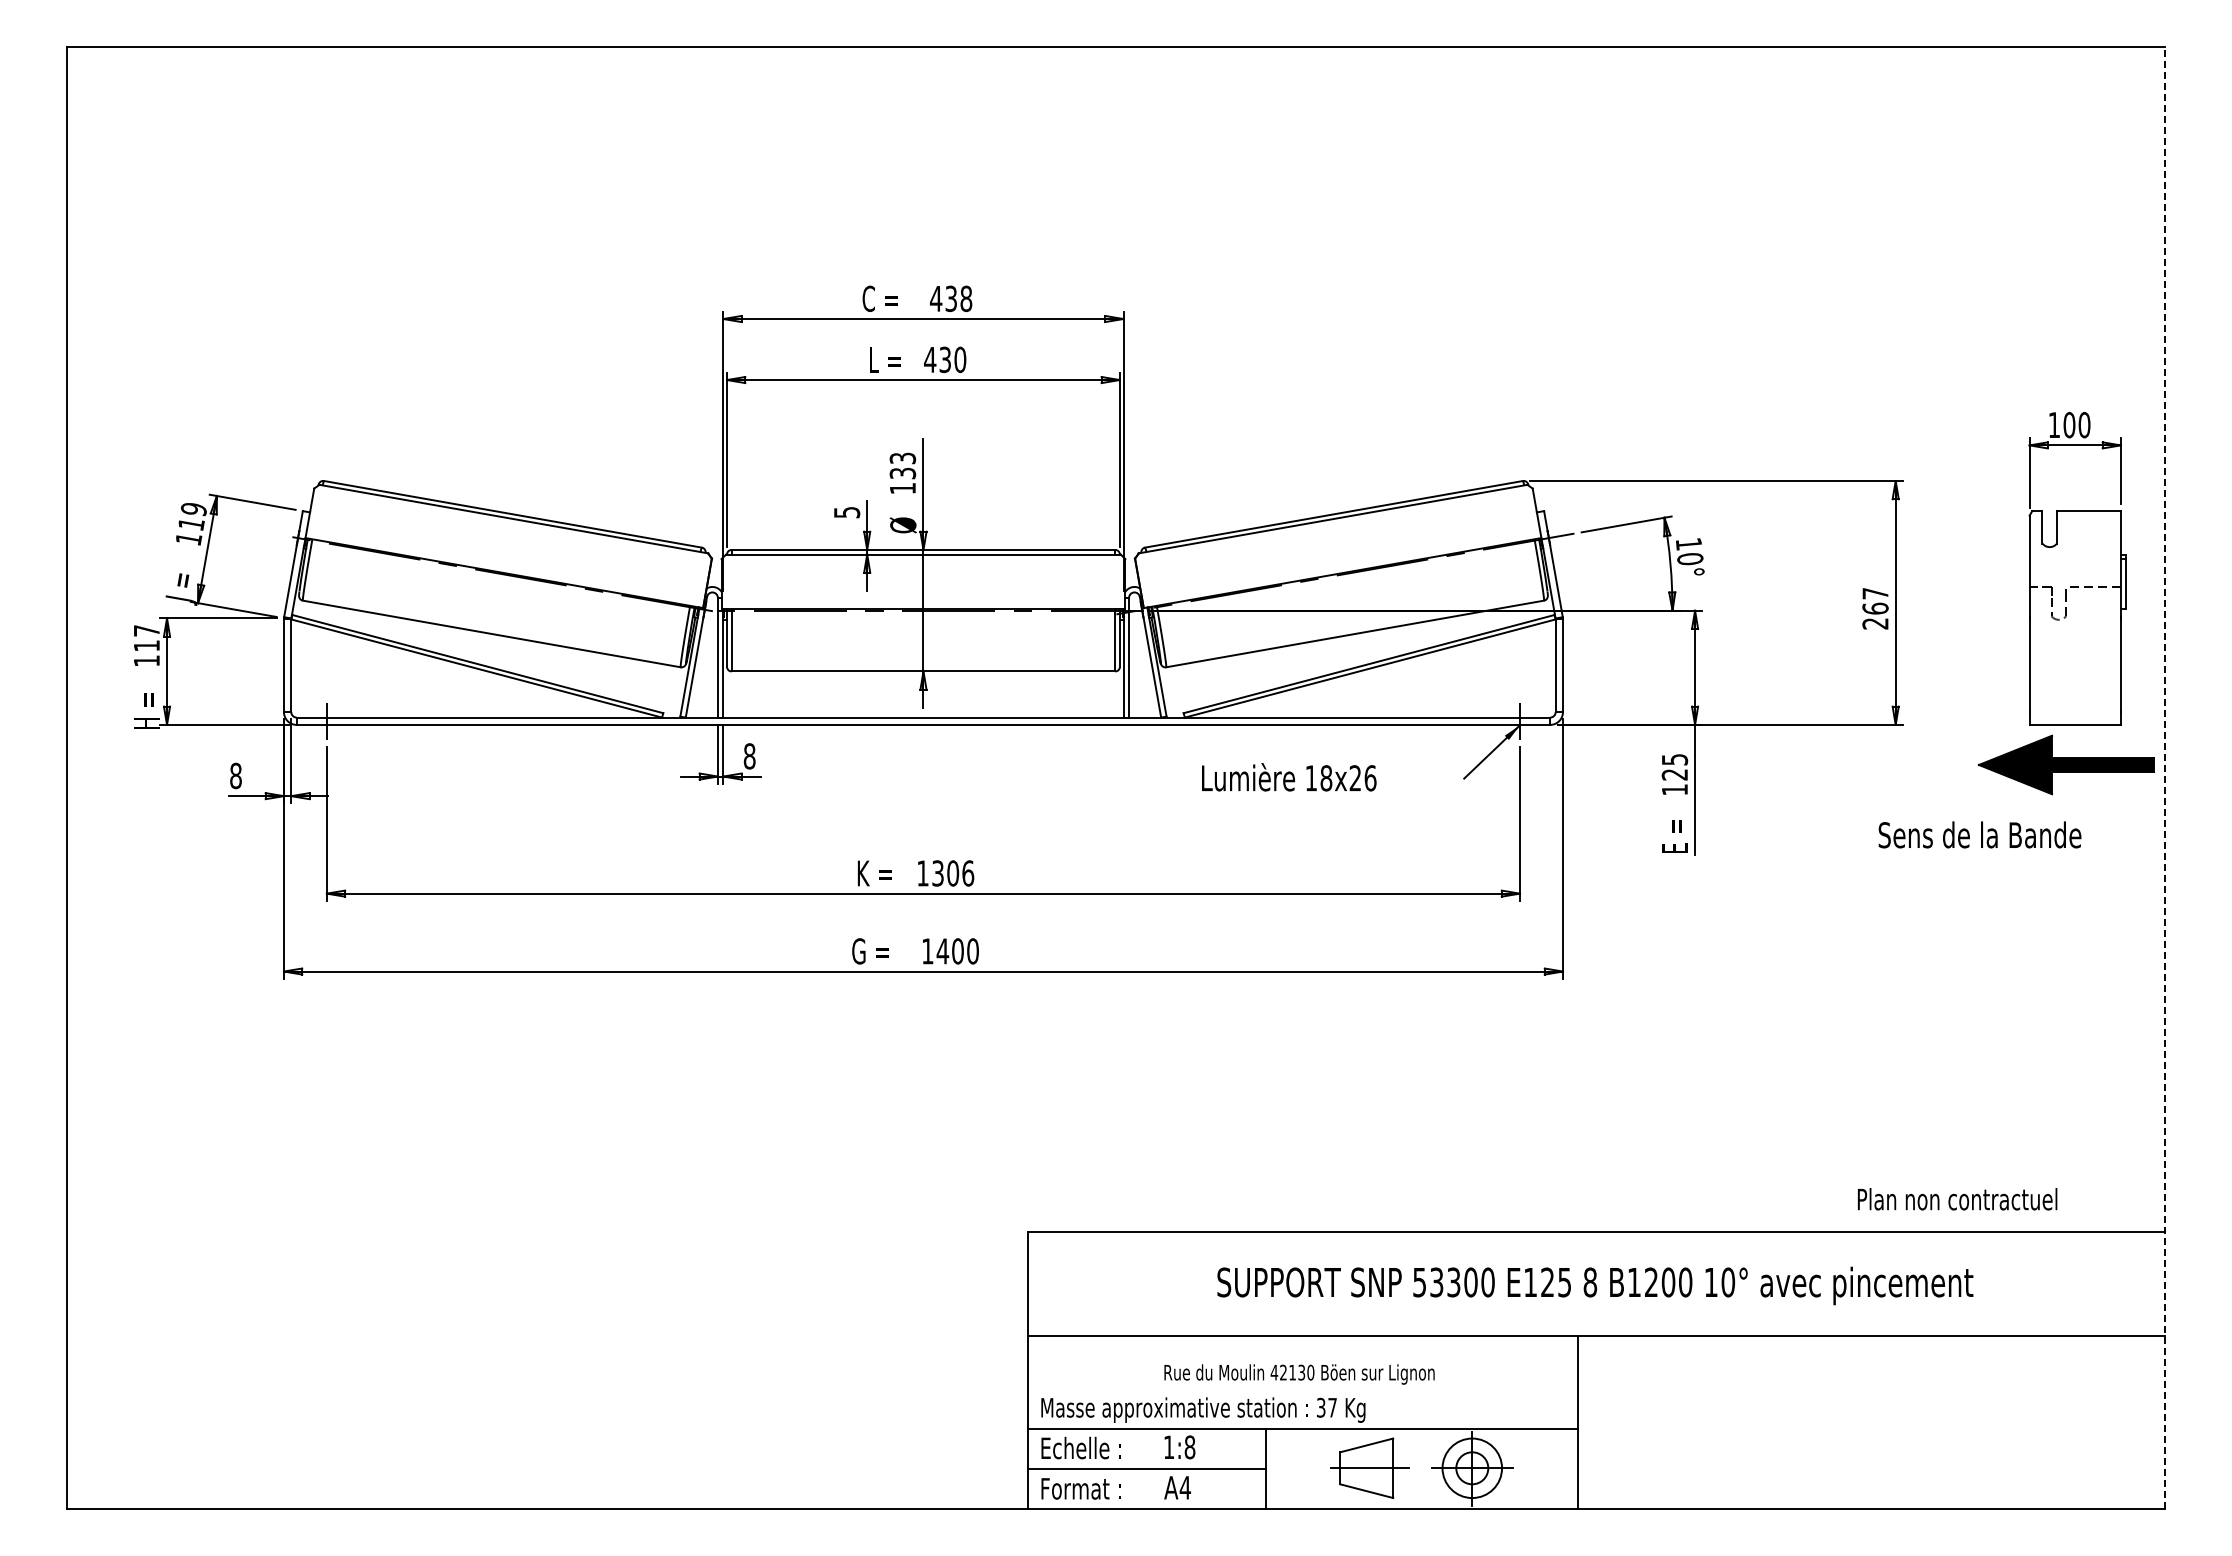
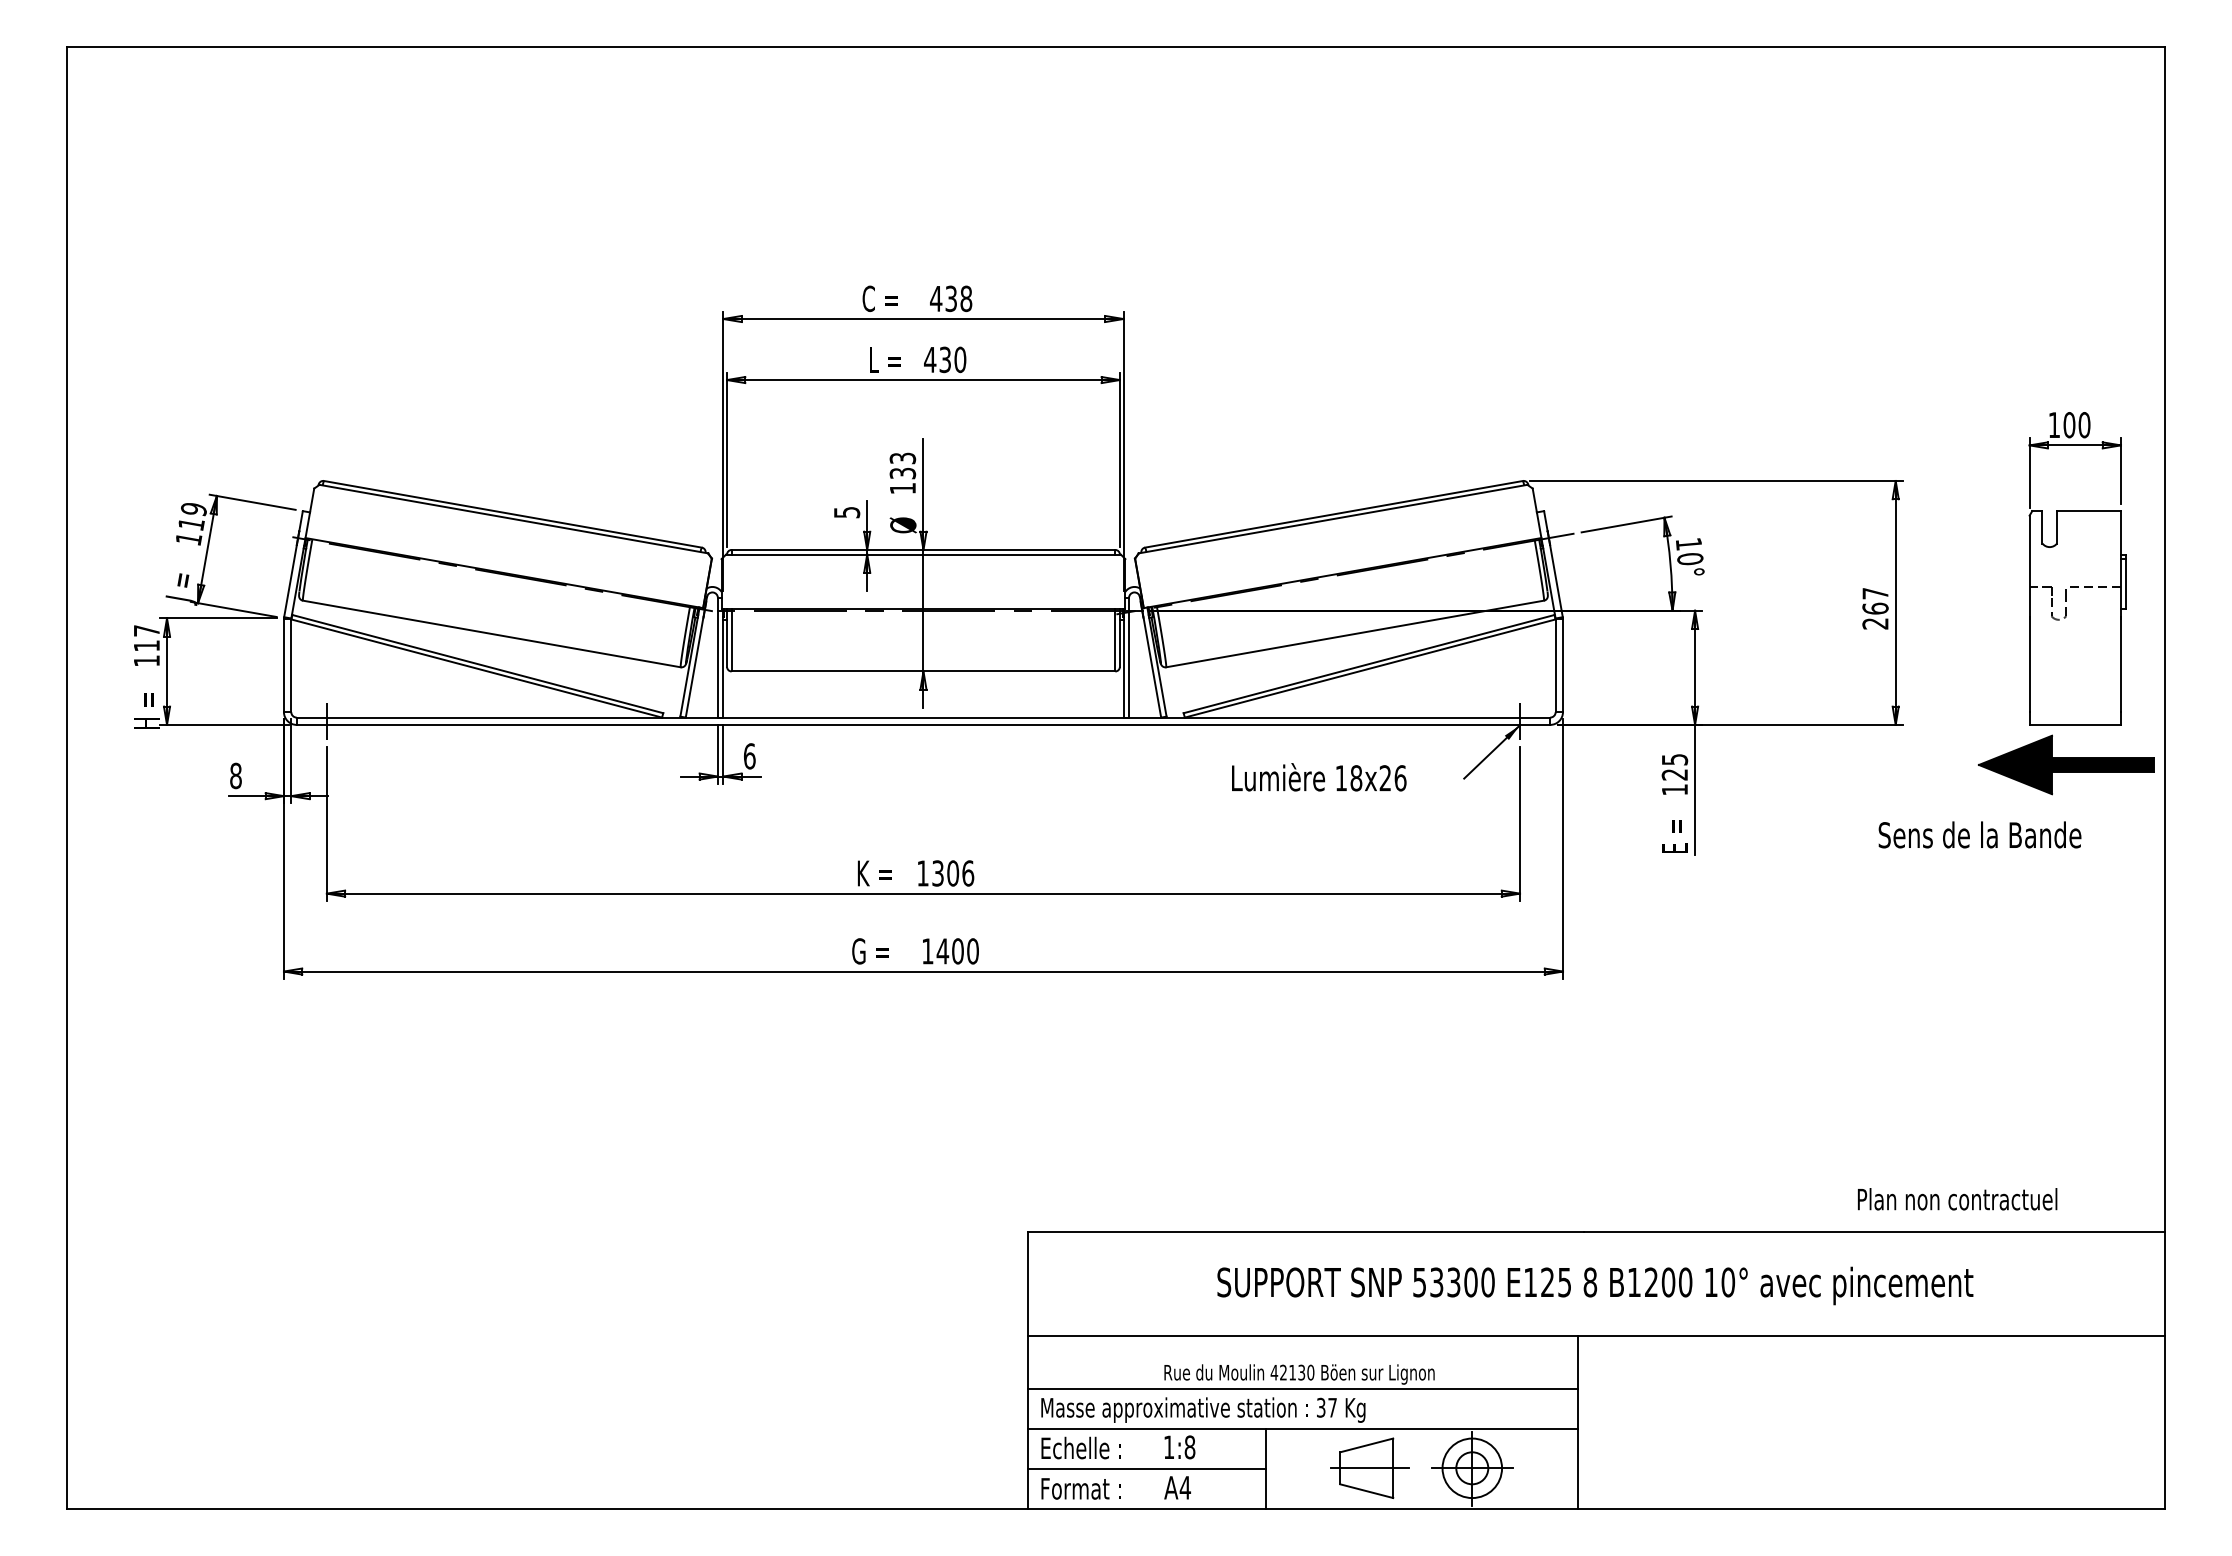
text: 8 -> 6 (749, 756)
text position: (1289, 777) -> (1319, 777) (1319, 777)
line: dashed -> solid (2165, 777)
line: none -> present (1302, 1388)
